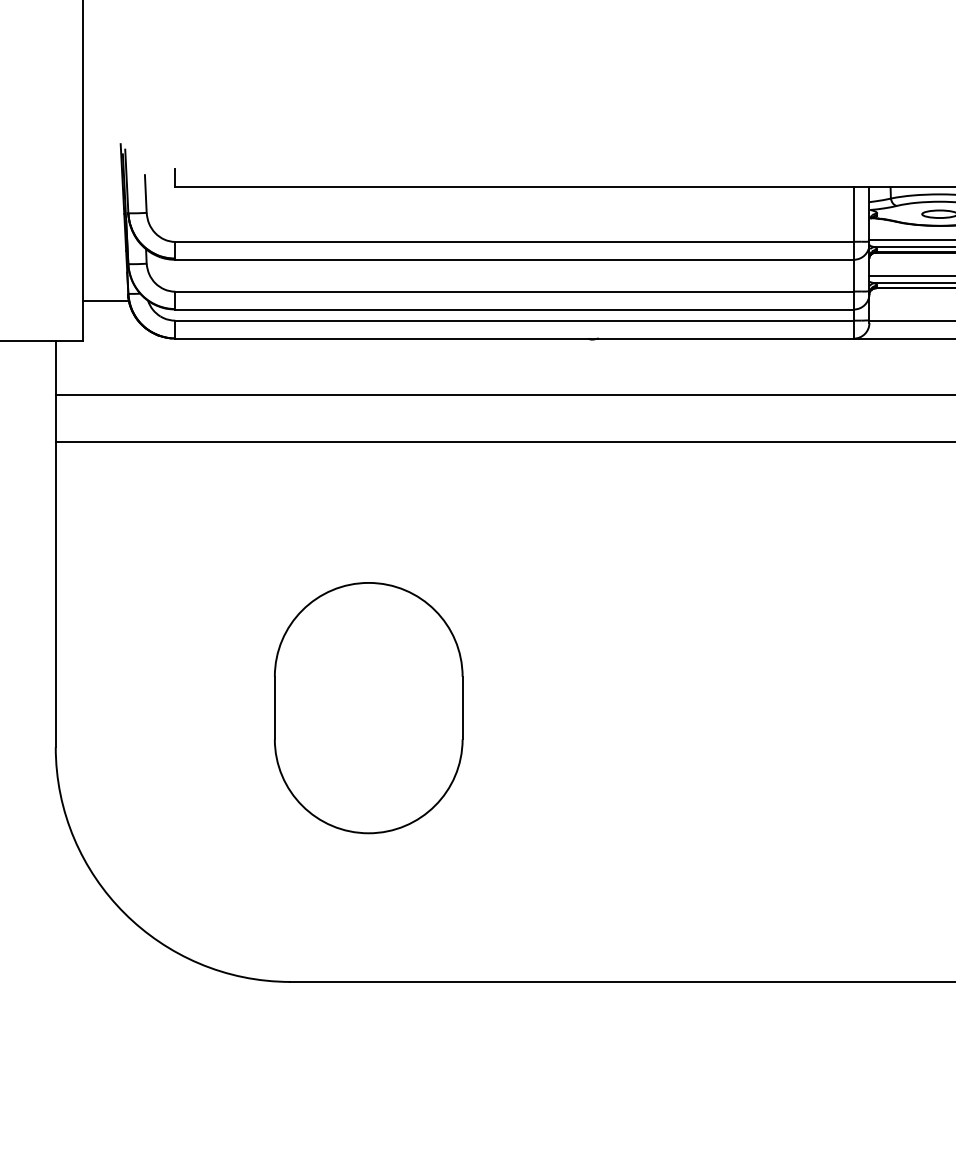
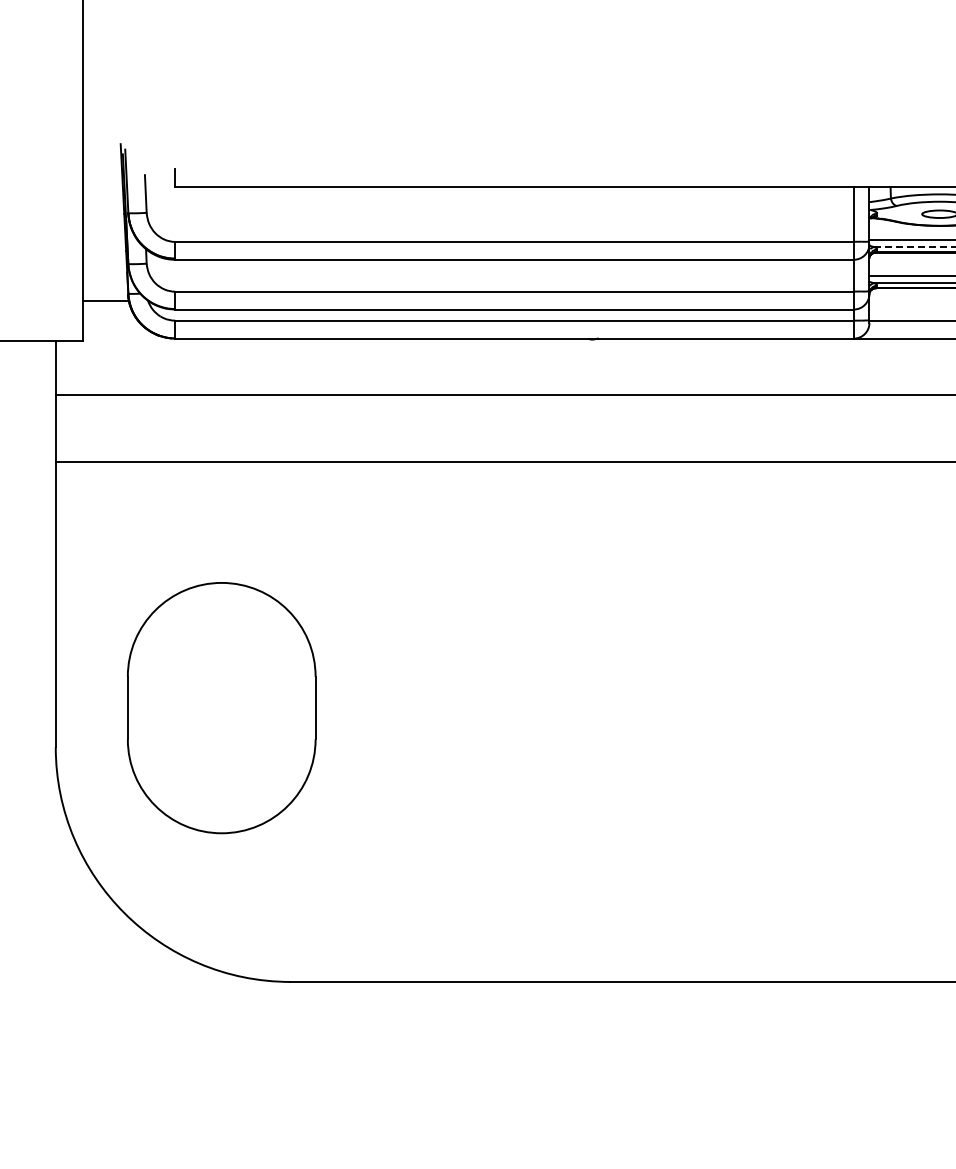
line: solid -> dashed (915, 247)
line position: (503, 442) -> (503, 462) (503, 462)
part position: (368, 708) -> (221, 708) (221, 708)
